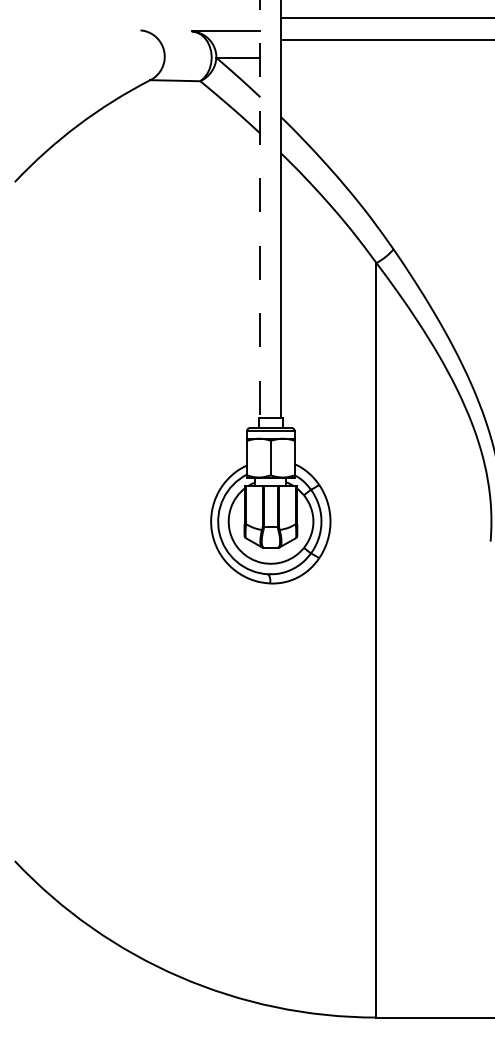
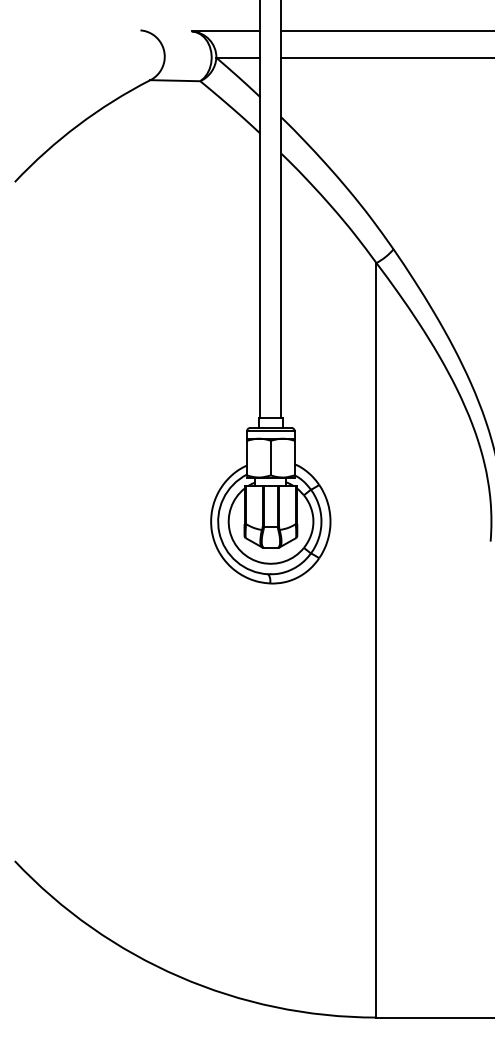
line position: (386, 18) -> (386, 31) (386, 31)
line position: (386, 39) -> (386, 57) (386, 57)
line: dashed -> solid (260, 208)
